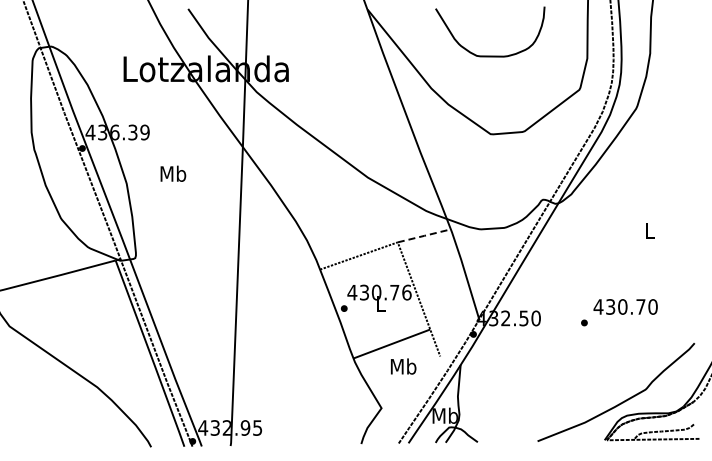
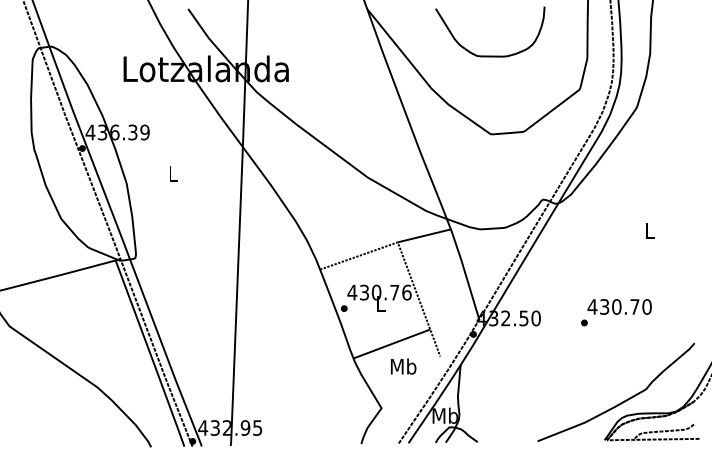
text: Mb -> L (173, 173)
line: dashed -> solid (424, 235)
text position: (625, 306) -> (619, 306) (619, 306)
